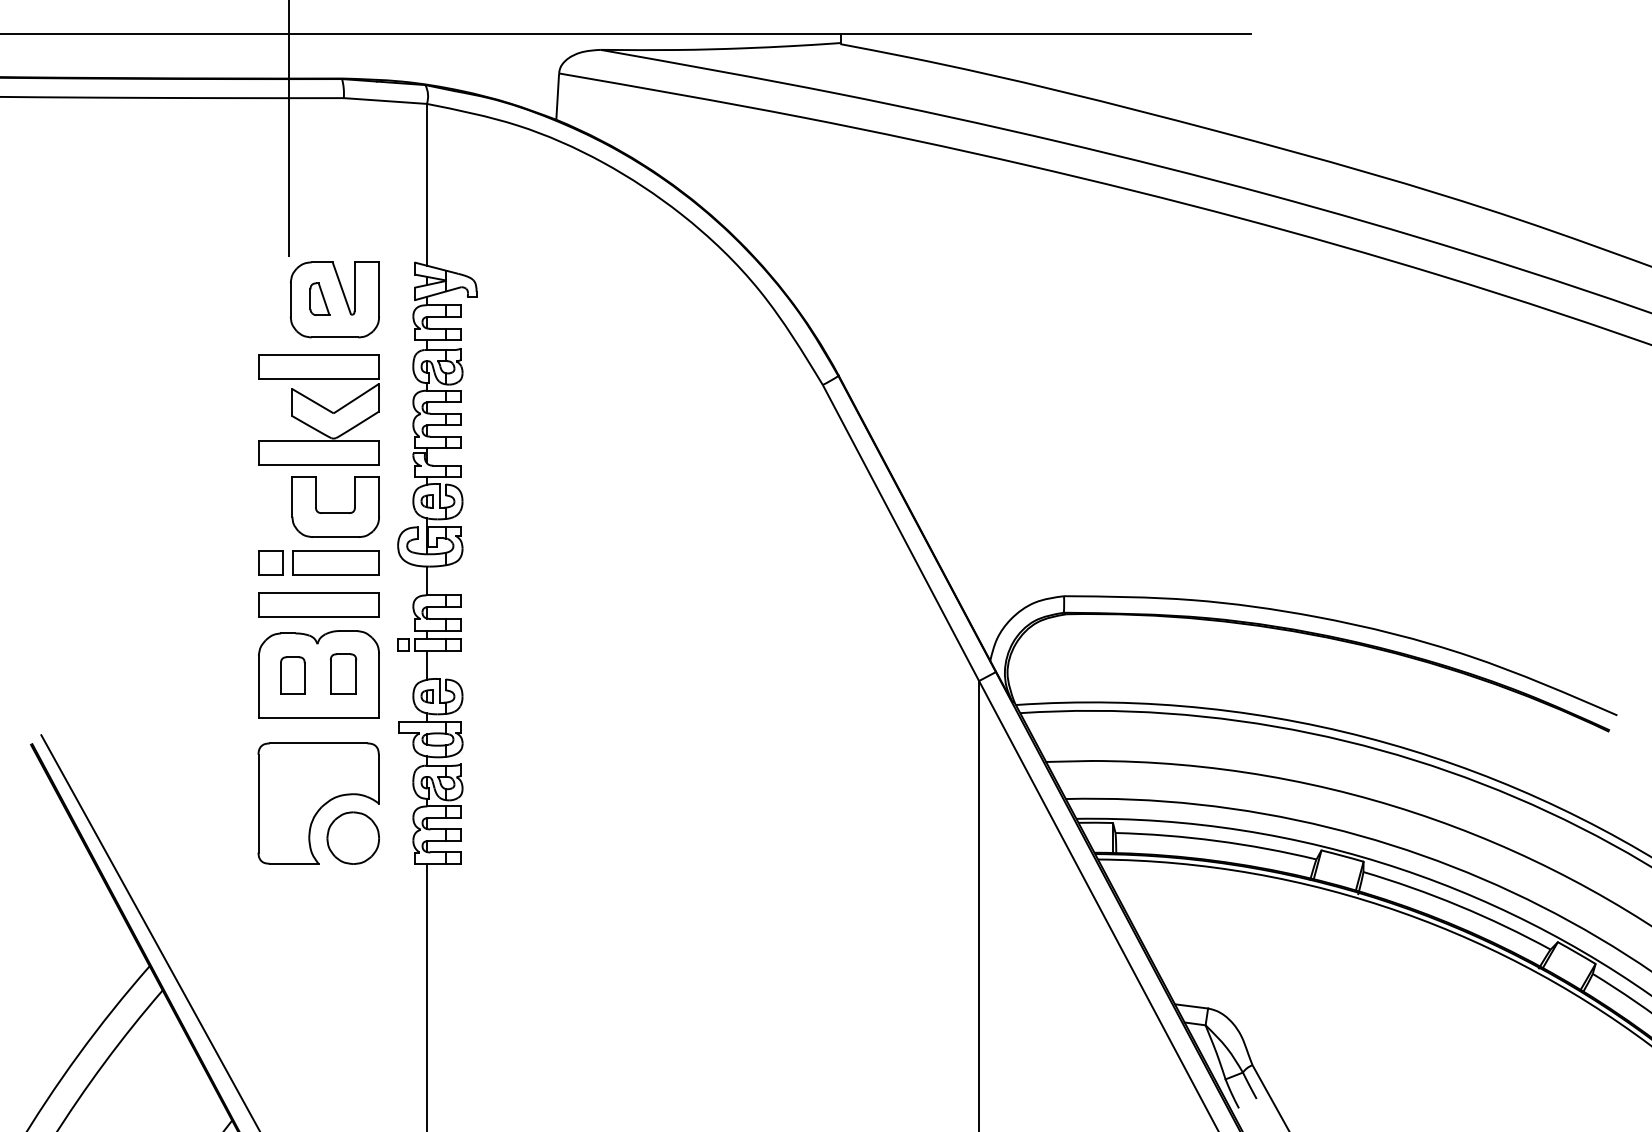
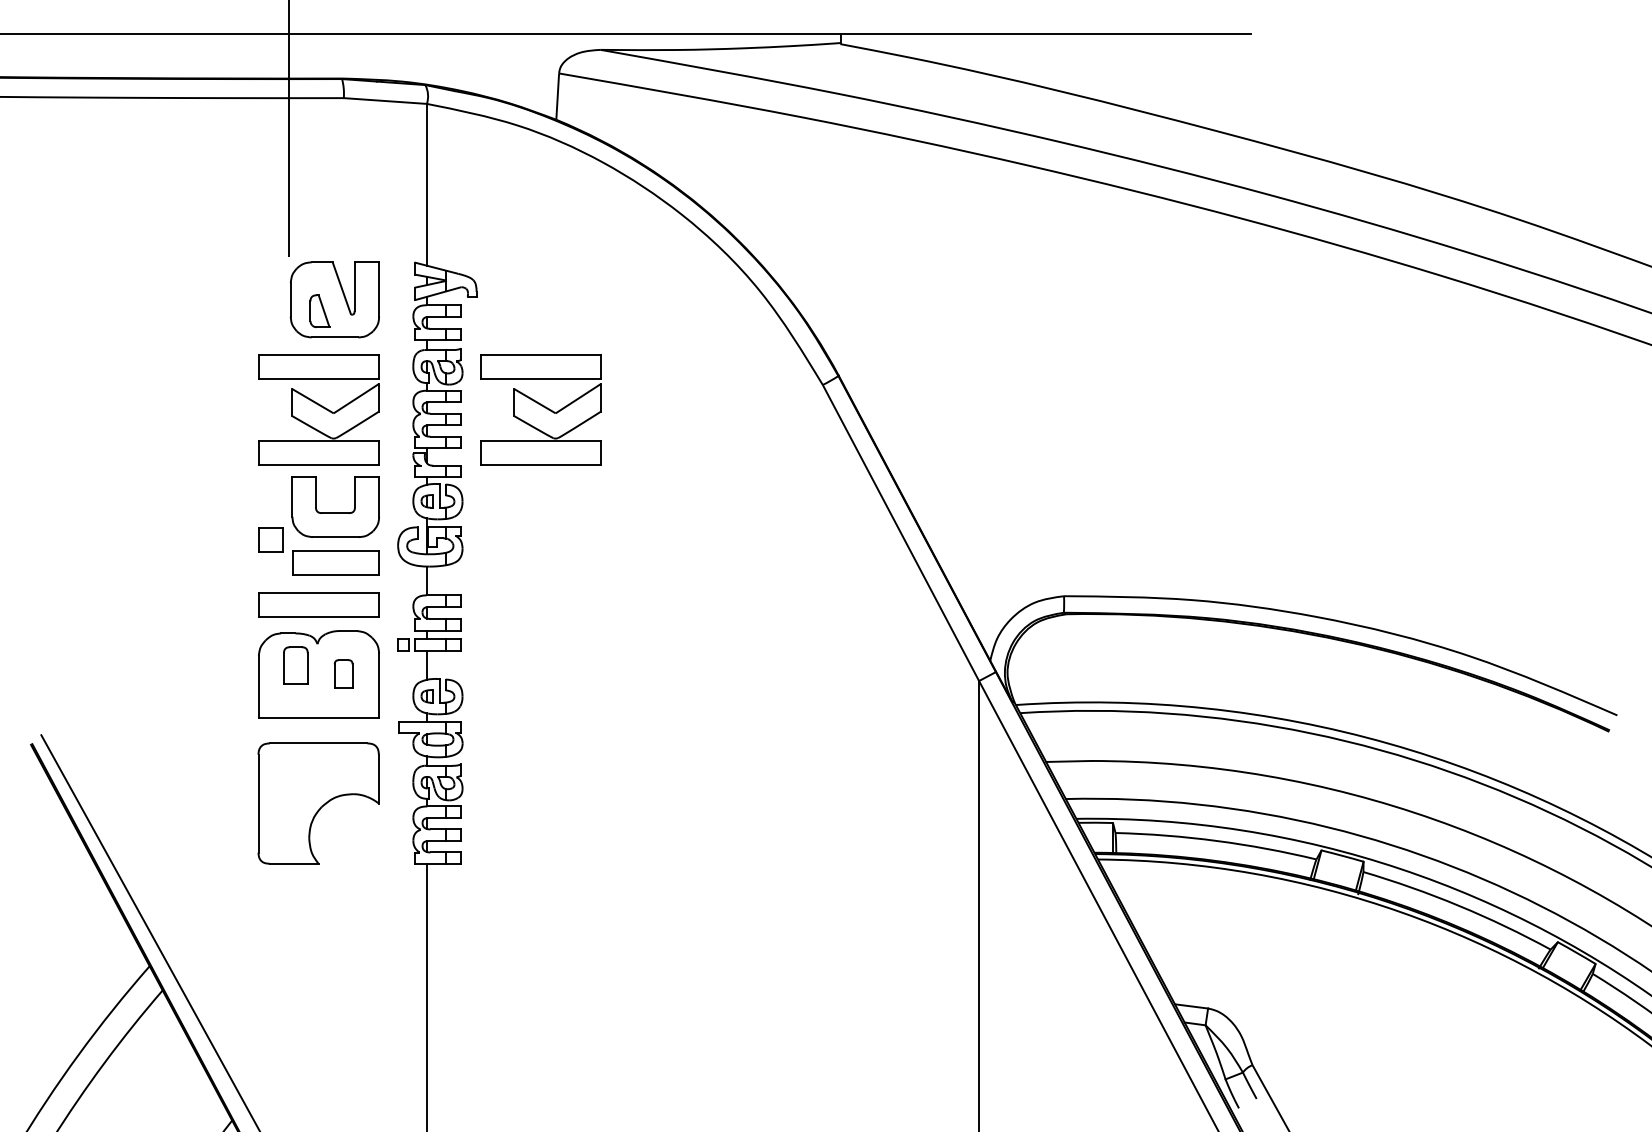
part position: (319, 298) -> (319, 310) (319, 310)
part: none -> present (540, 409)
part position: (270, 562) -> (270, 539) (270, 539)
part size: 28x42 px -> 21x30 px (343, 673)
part position: (292, 675) -> (295, 665) (295, 665)
part: present -> none (352, 837)
